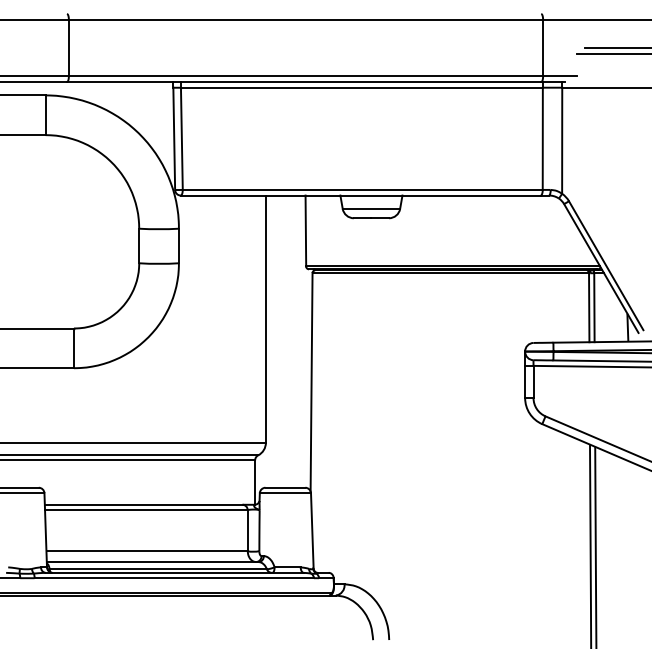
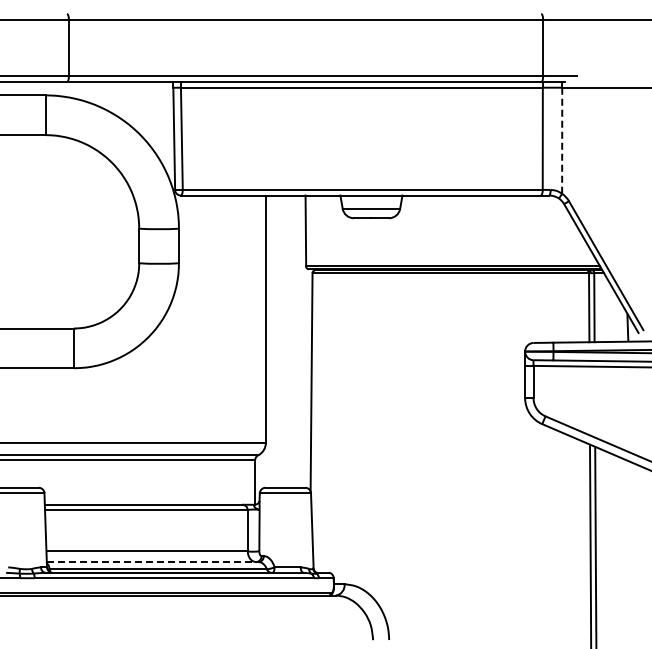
line: present -> none (616, 48)
line: present -> none (612, 53)
line: solid -> dashed (562, 141)
line: solid -> dashed (153, 562)
